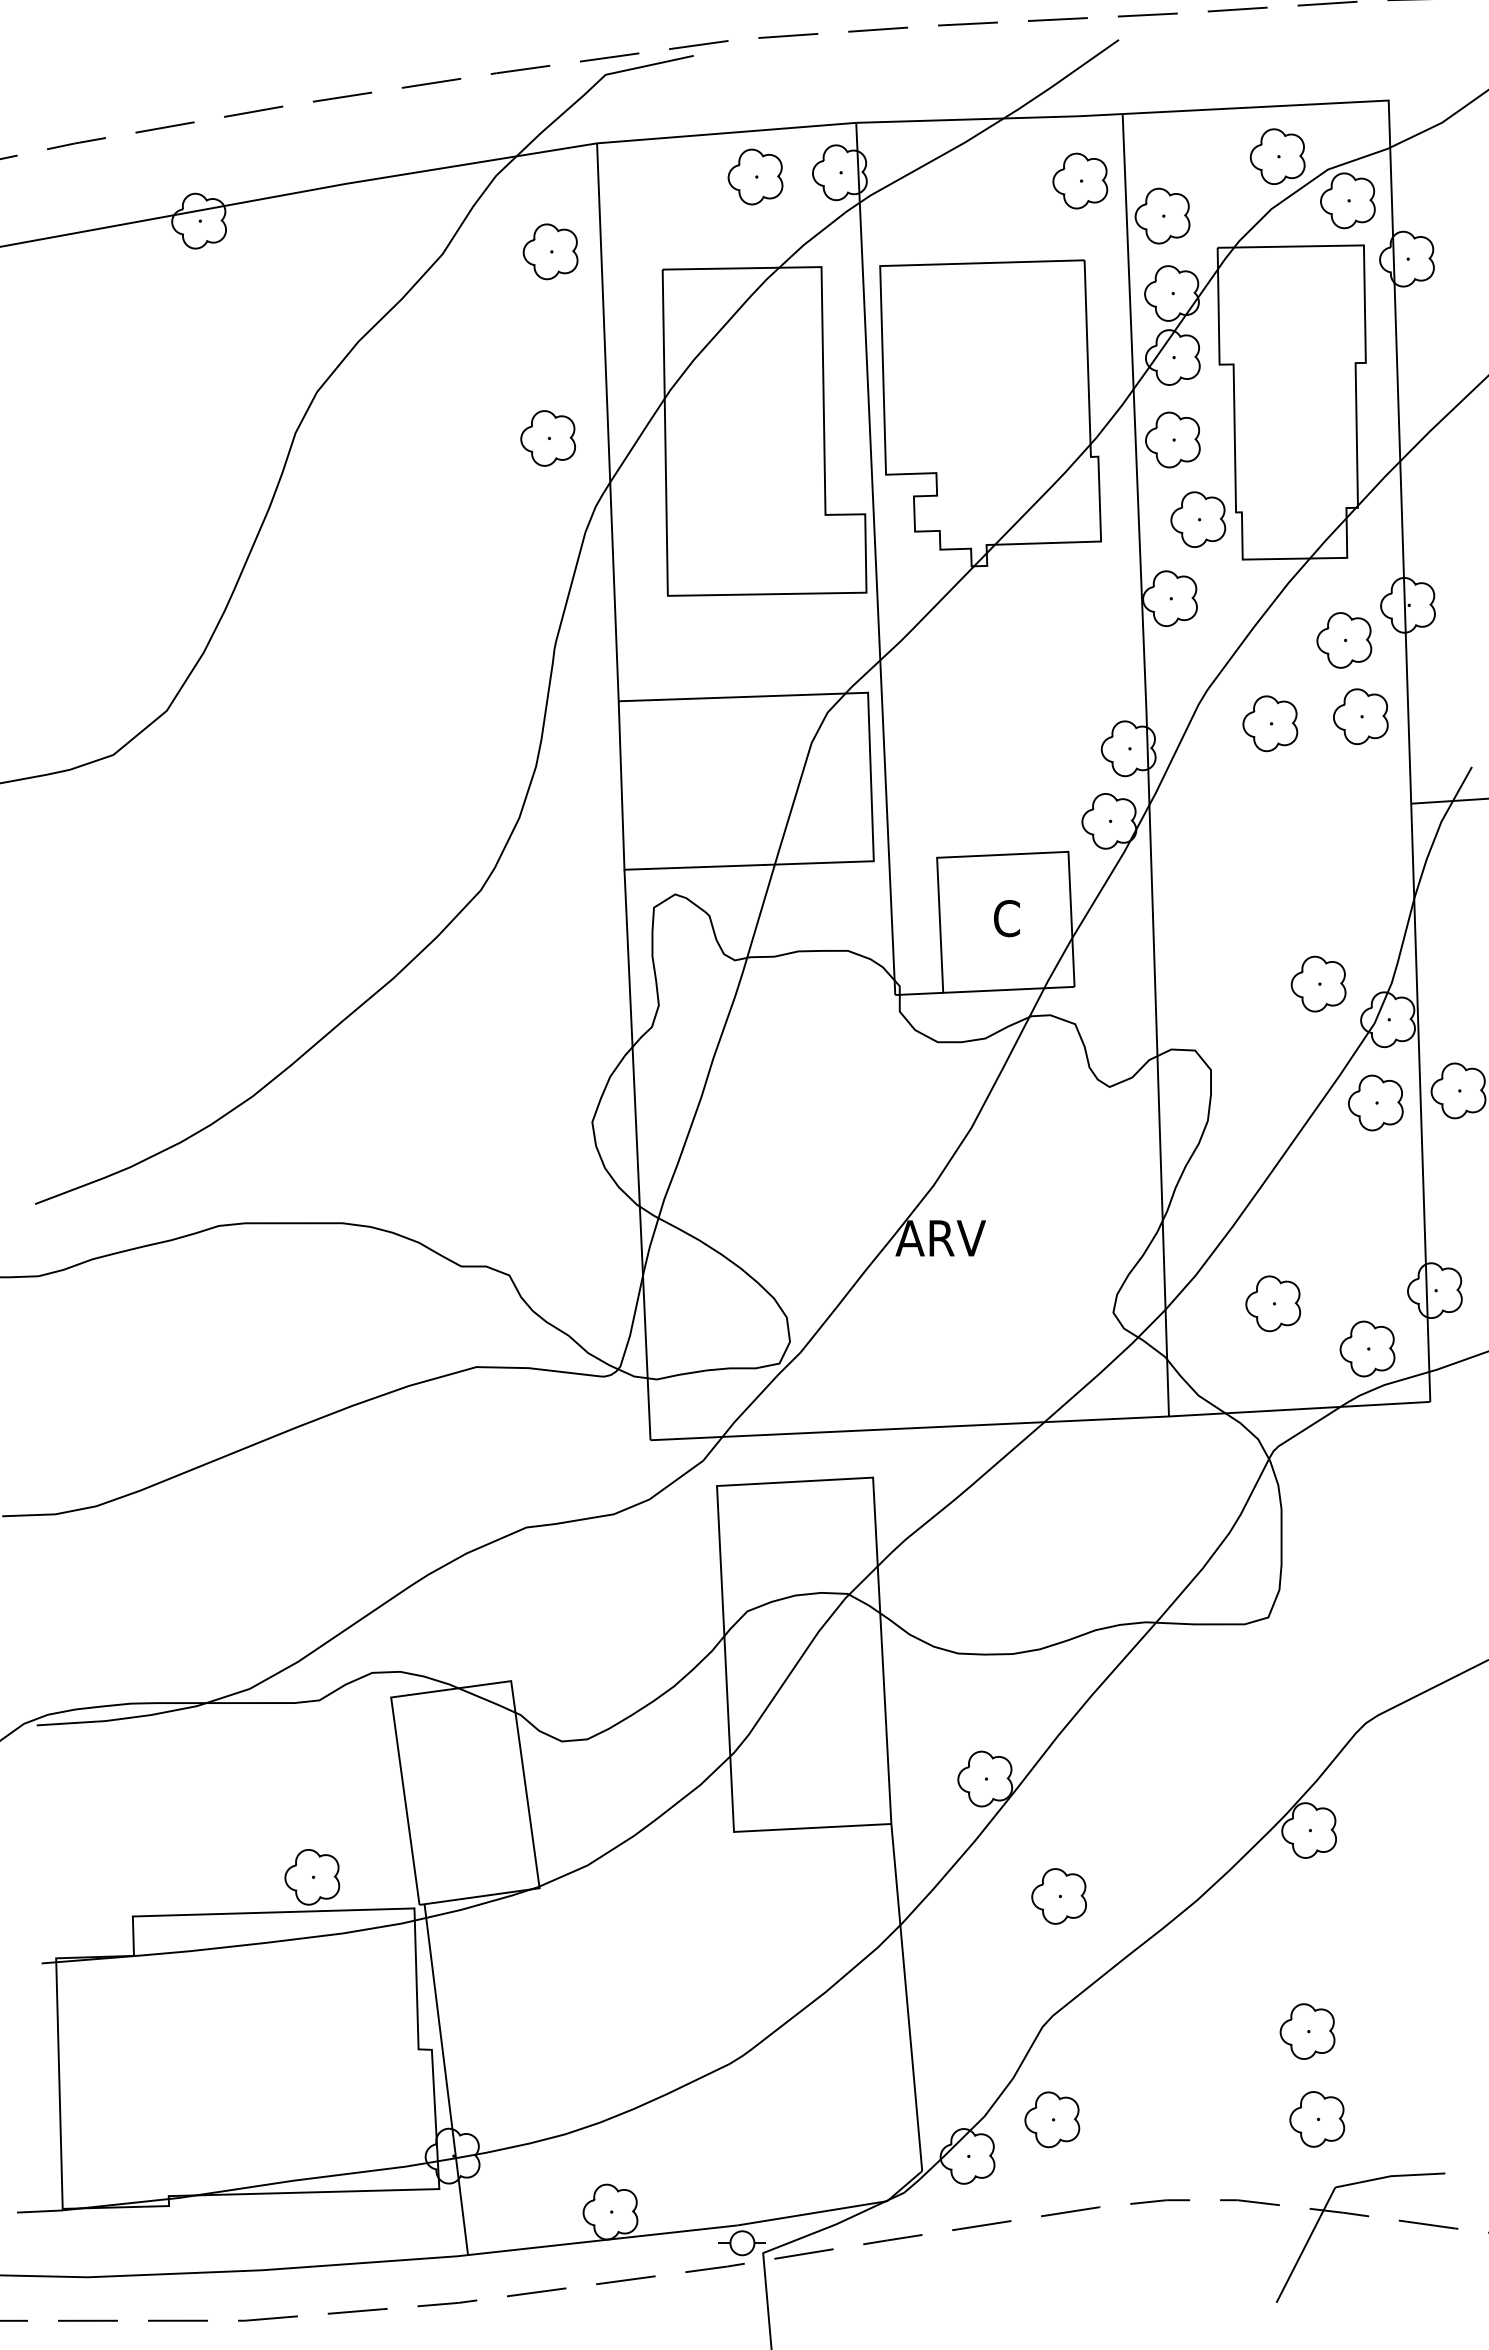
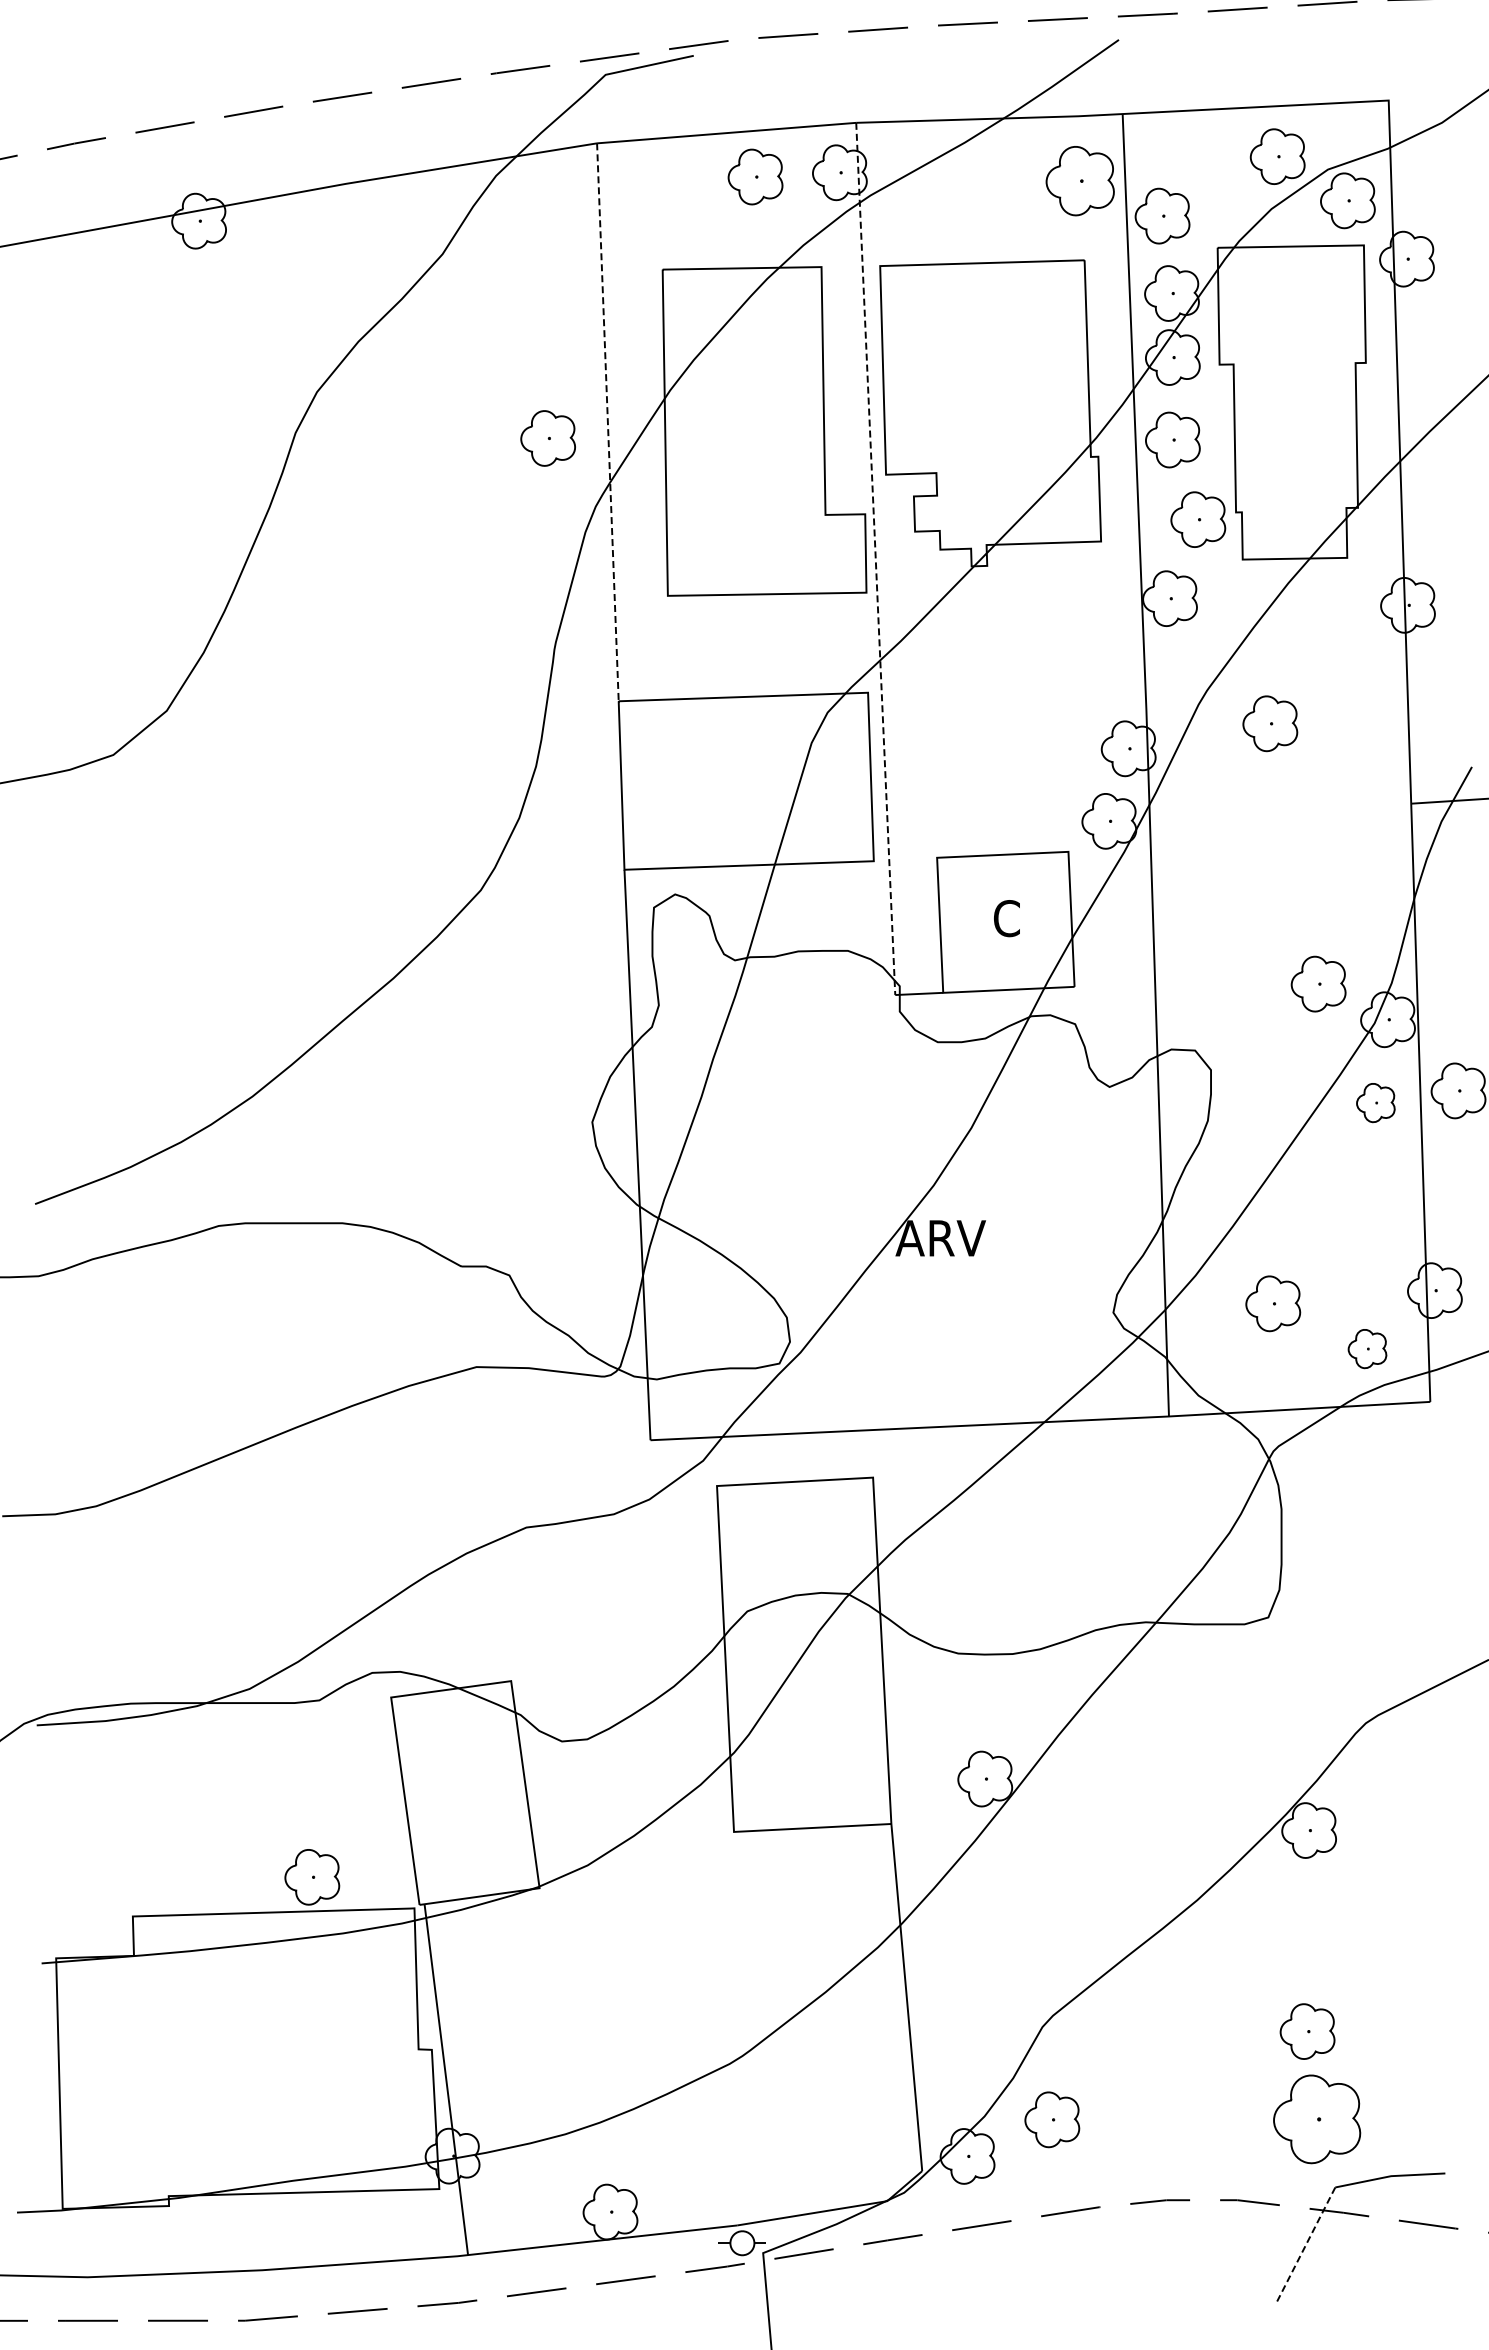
part size: 57x58 px -> 70x71 px (1079, 181)
part: present -> none (550, 251)
line: solid -> dashed (607, 422)
line: solid -> dashed (875, 558)
part: present -> none (1344, 640)
part: present -> none (1360, 716)
part size: 56x58 px -> 40x41 px (1375, 1103)
part size: 57x58 px -> 41x41 px (1367, 1349)
part: present -> none (1058, 1896)
part size: 57x57 px -> 89x91 px (1317, 2119)
line: solid -> dashed (1305, 2245)
